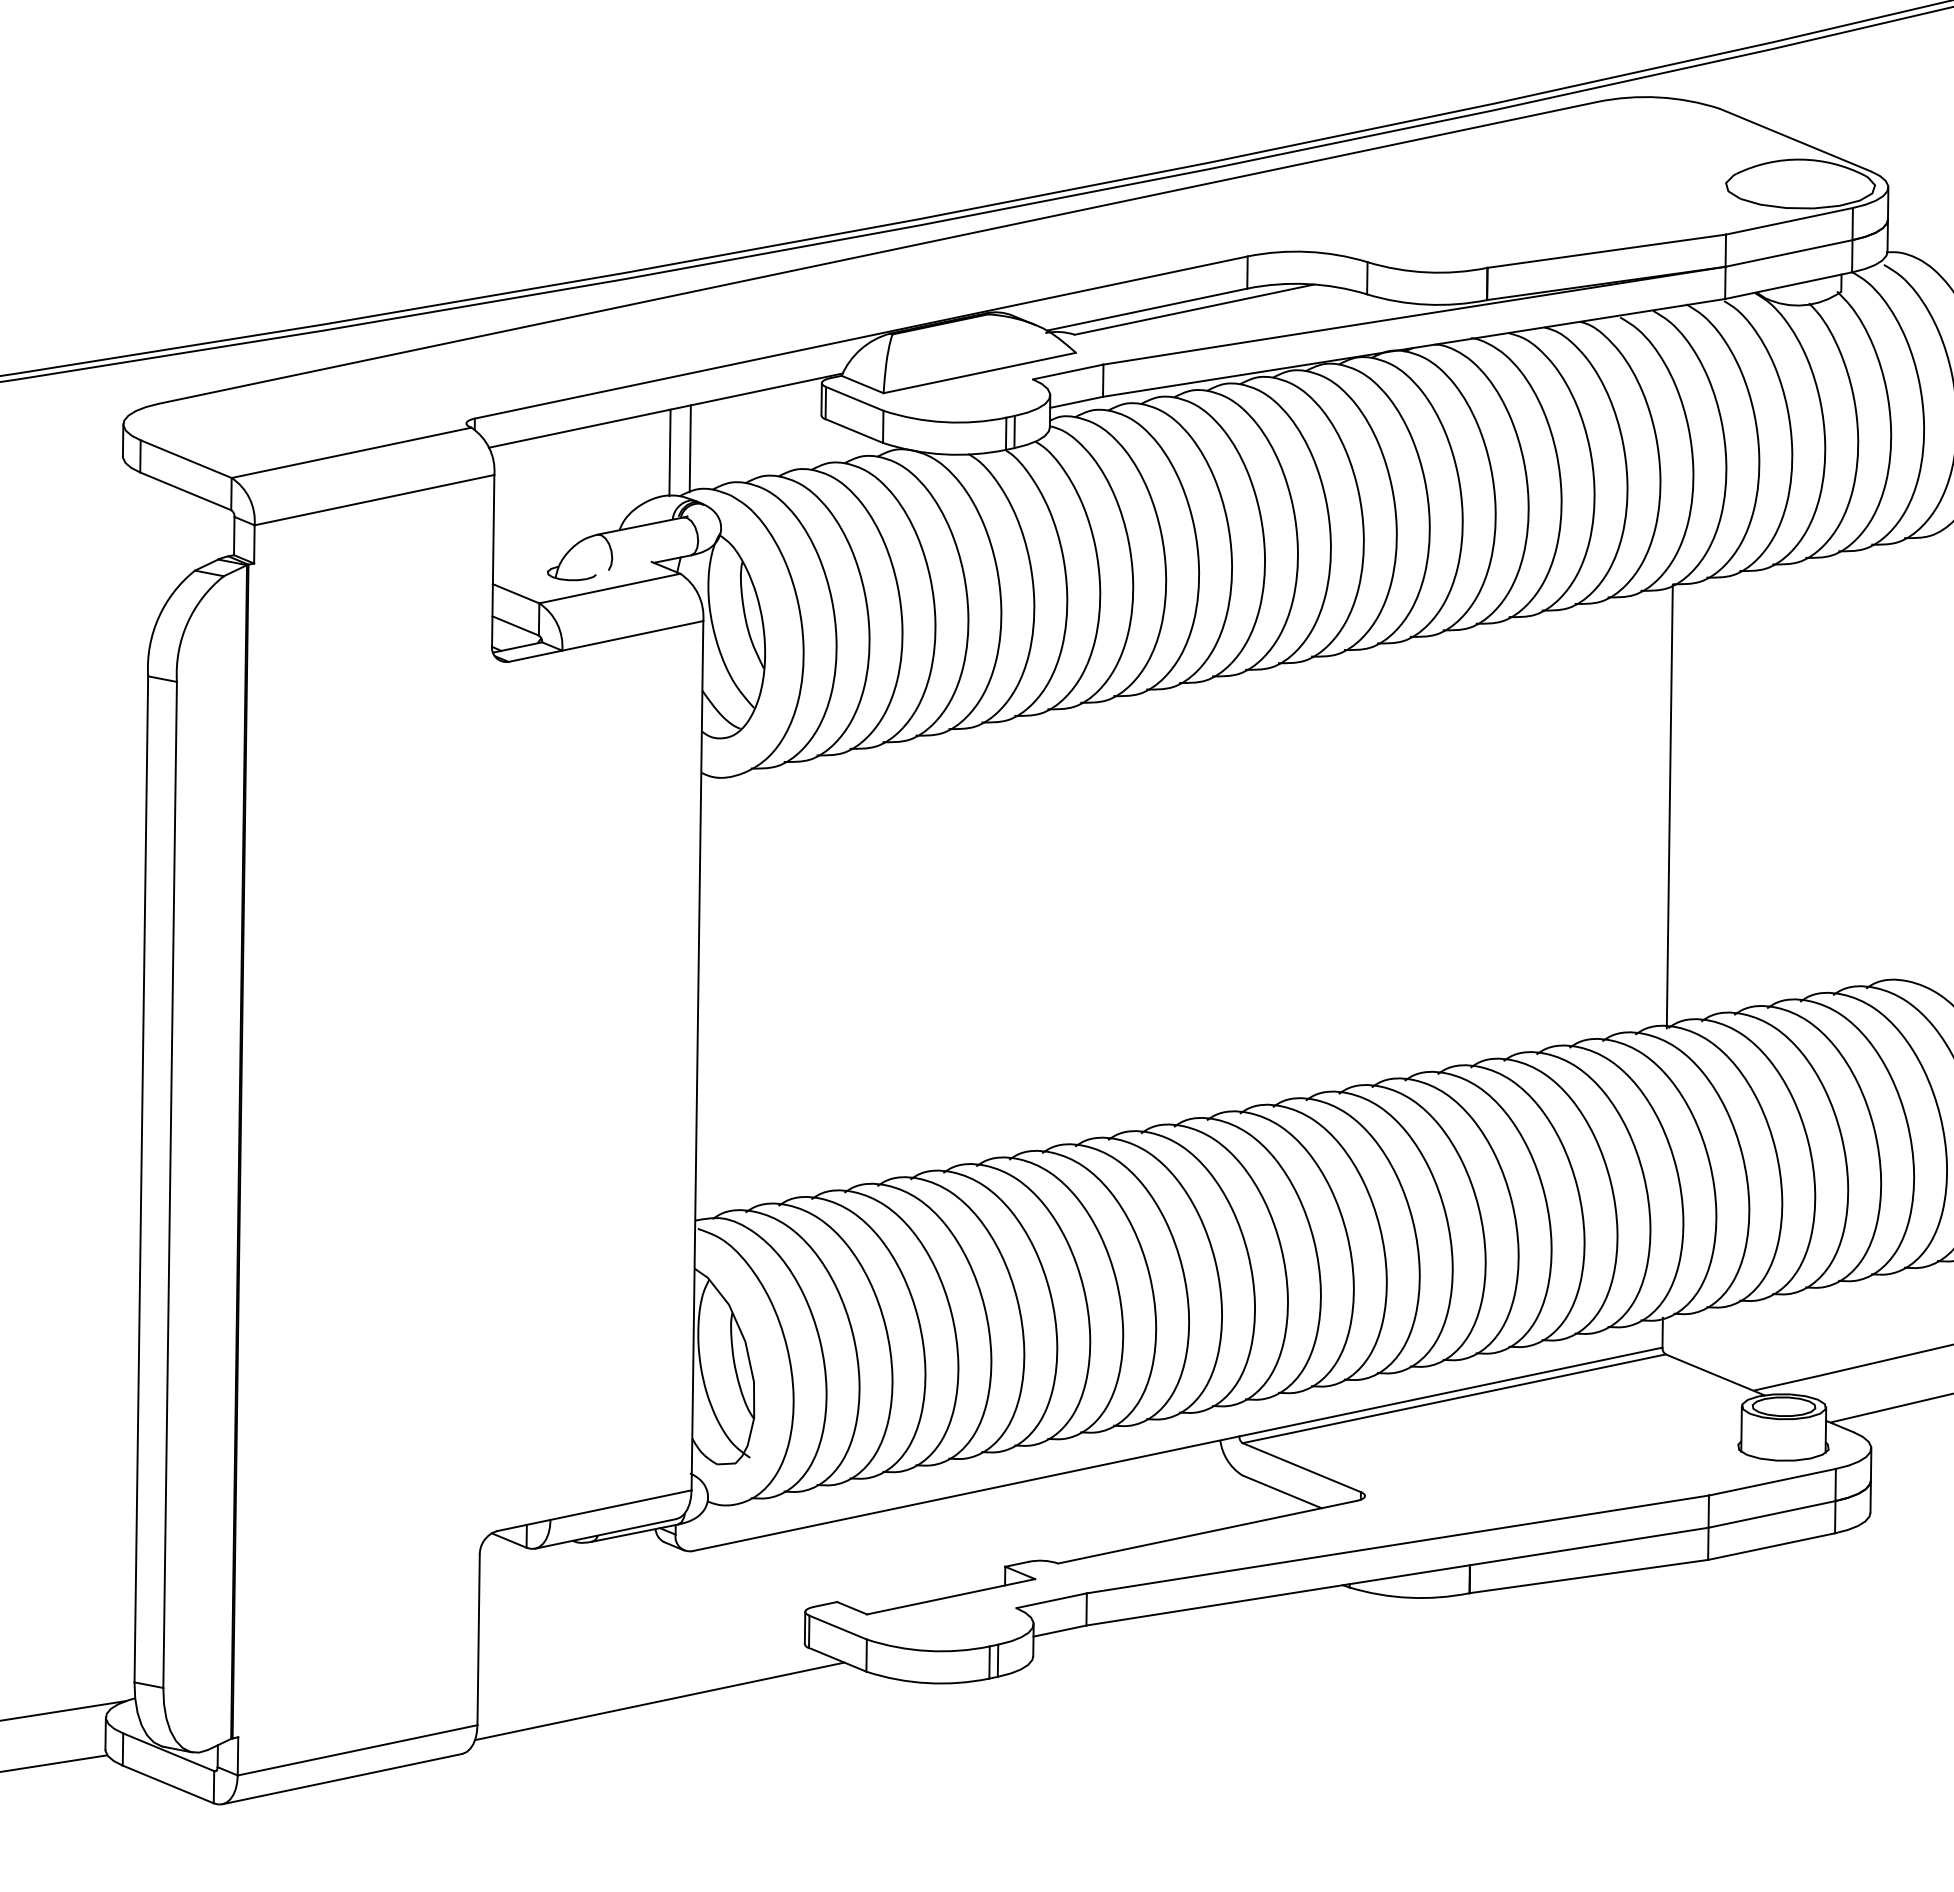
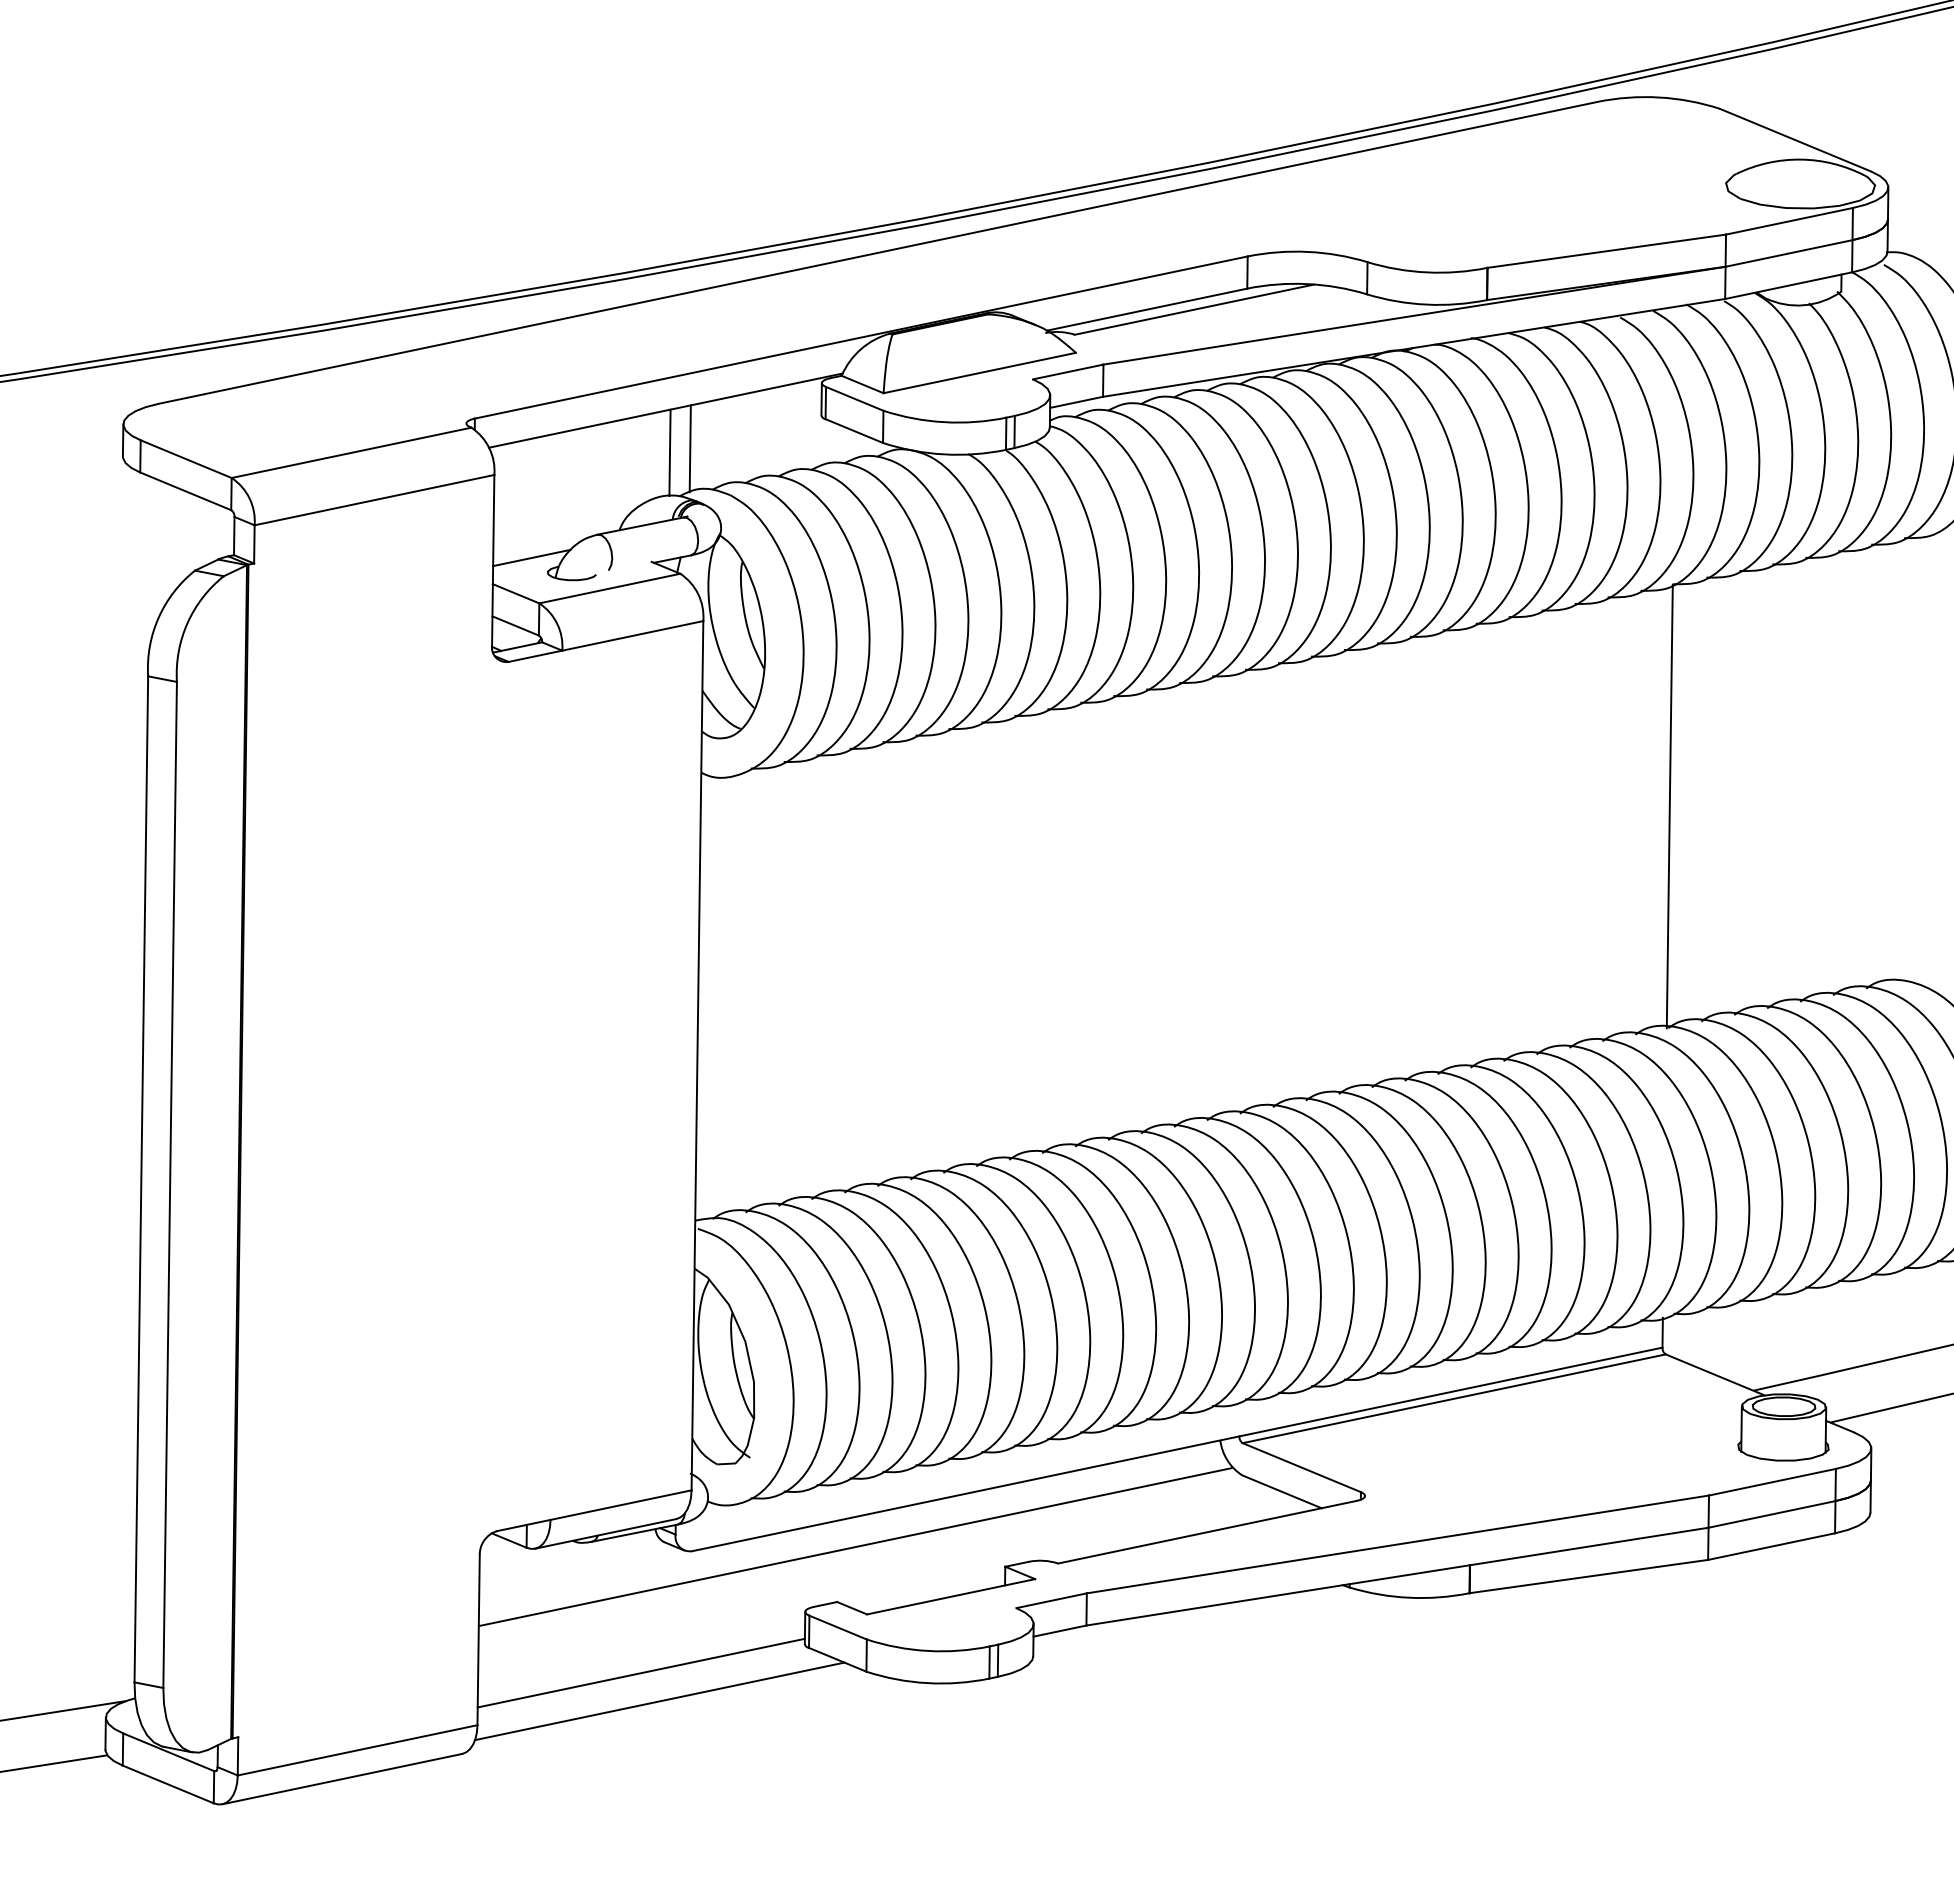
line: none -> present (531, 557)
line: none -> present (855, 1546)
line: none -> present (640, 1672)
